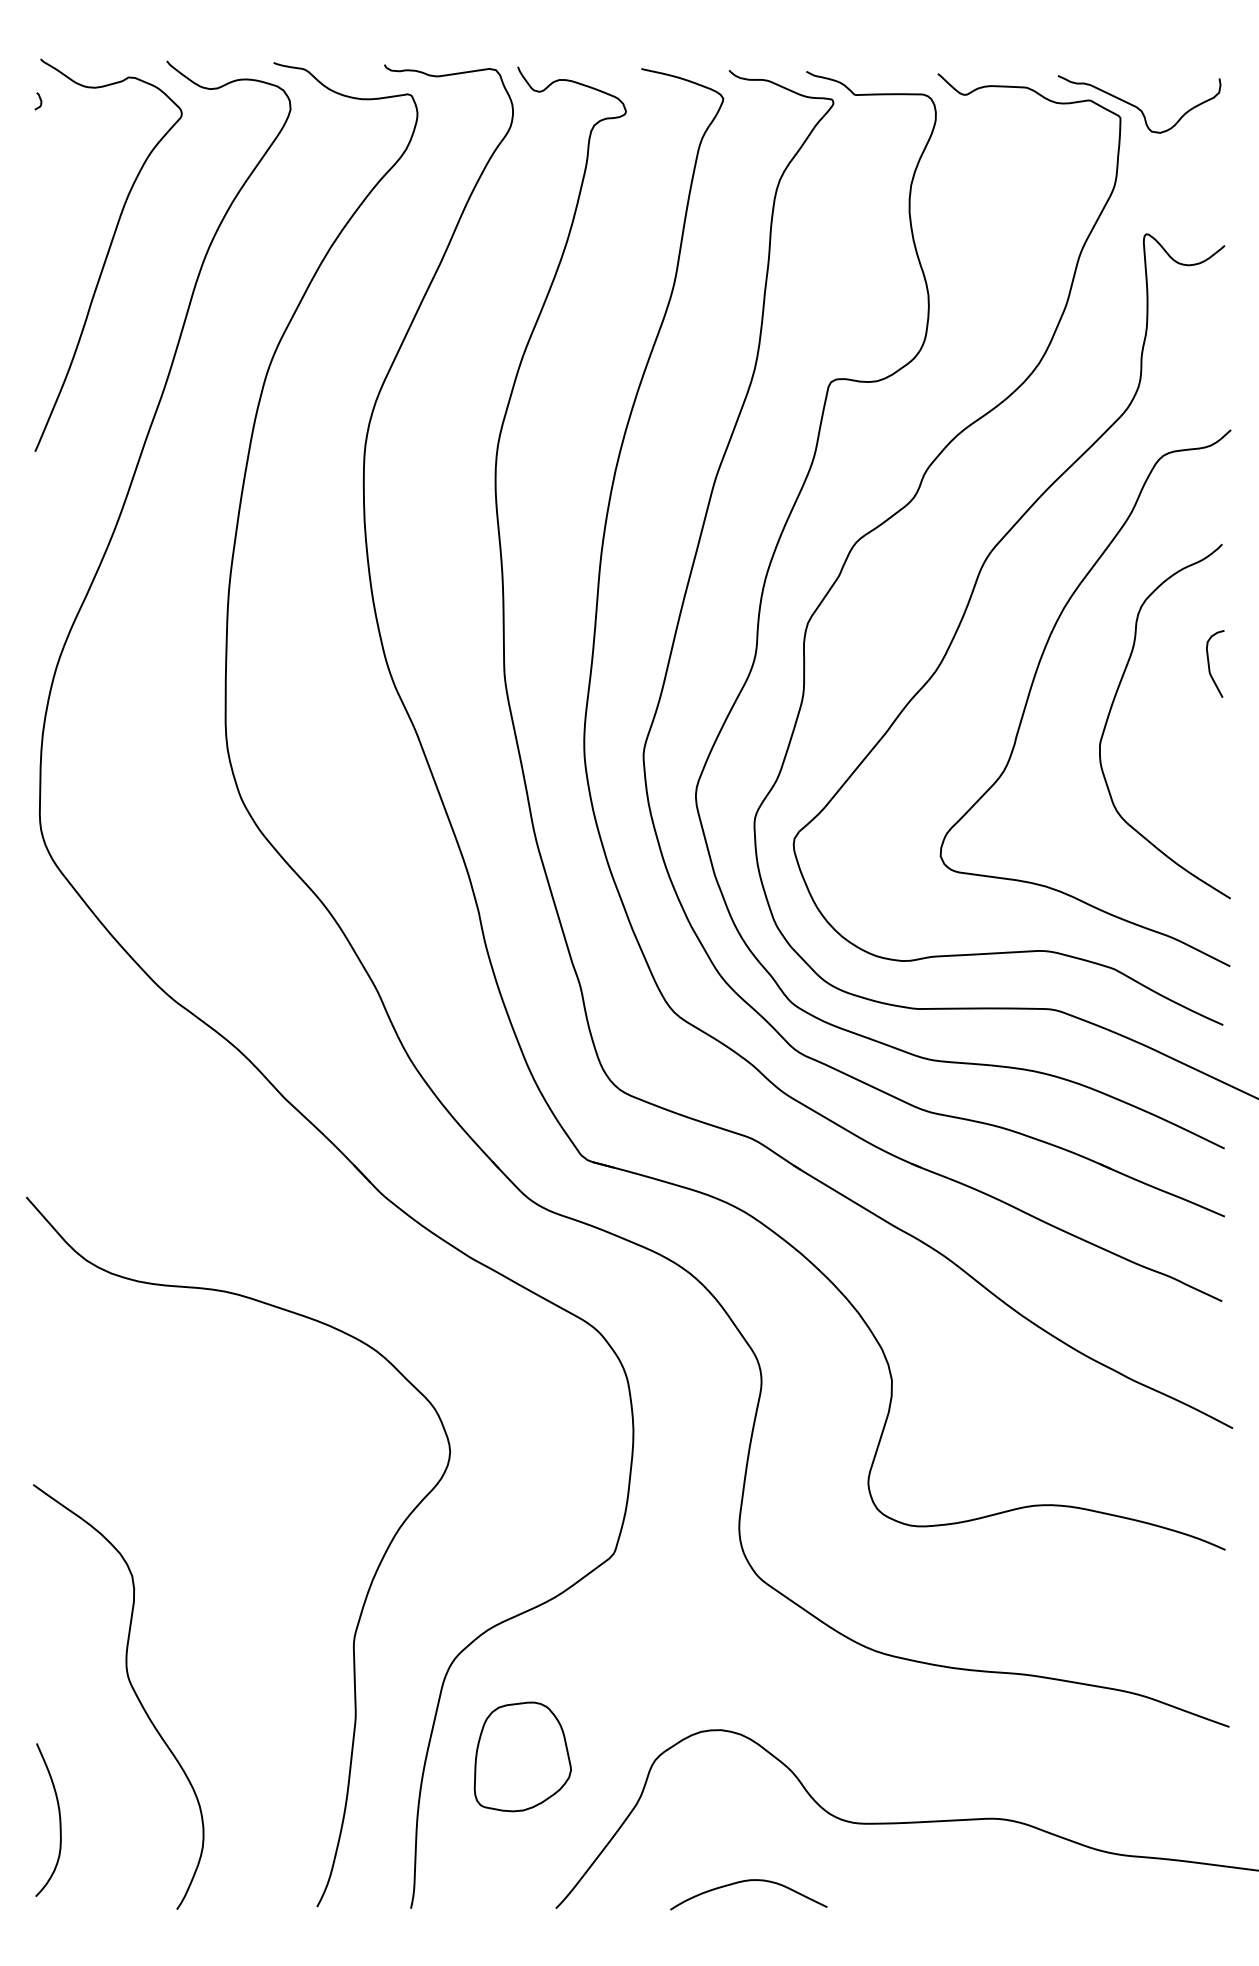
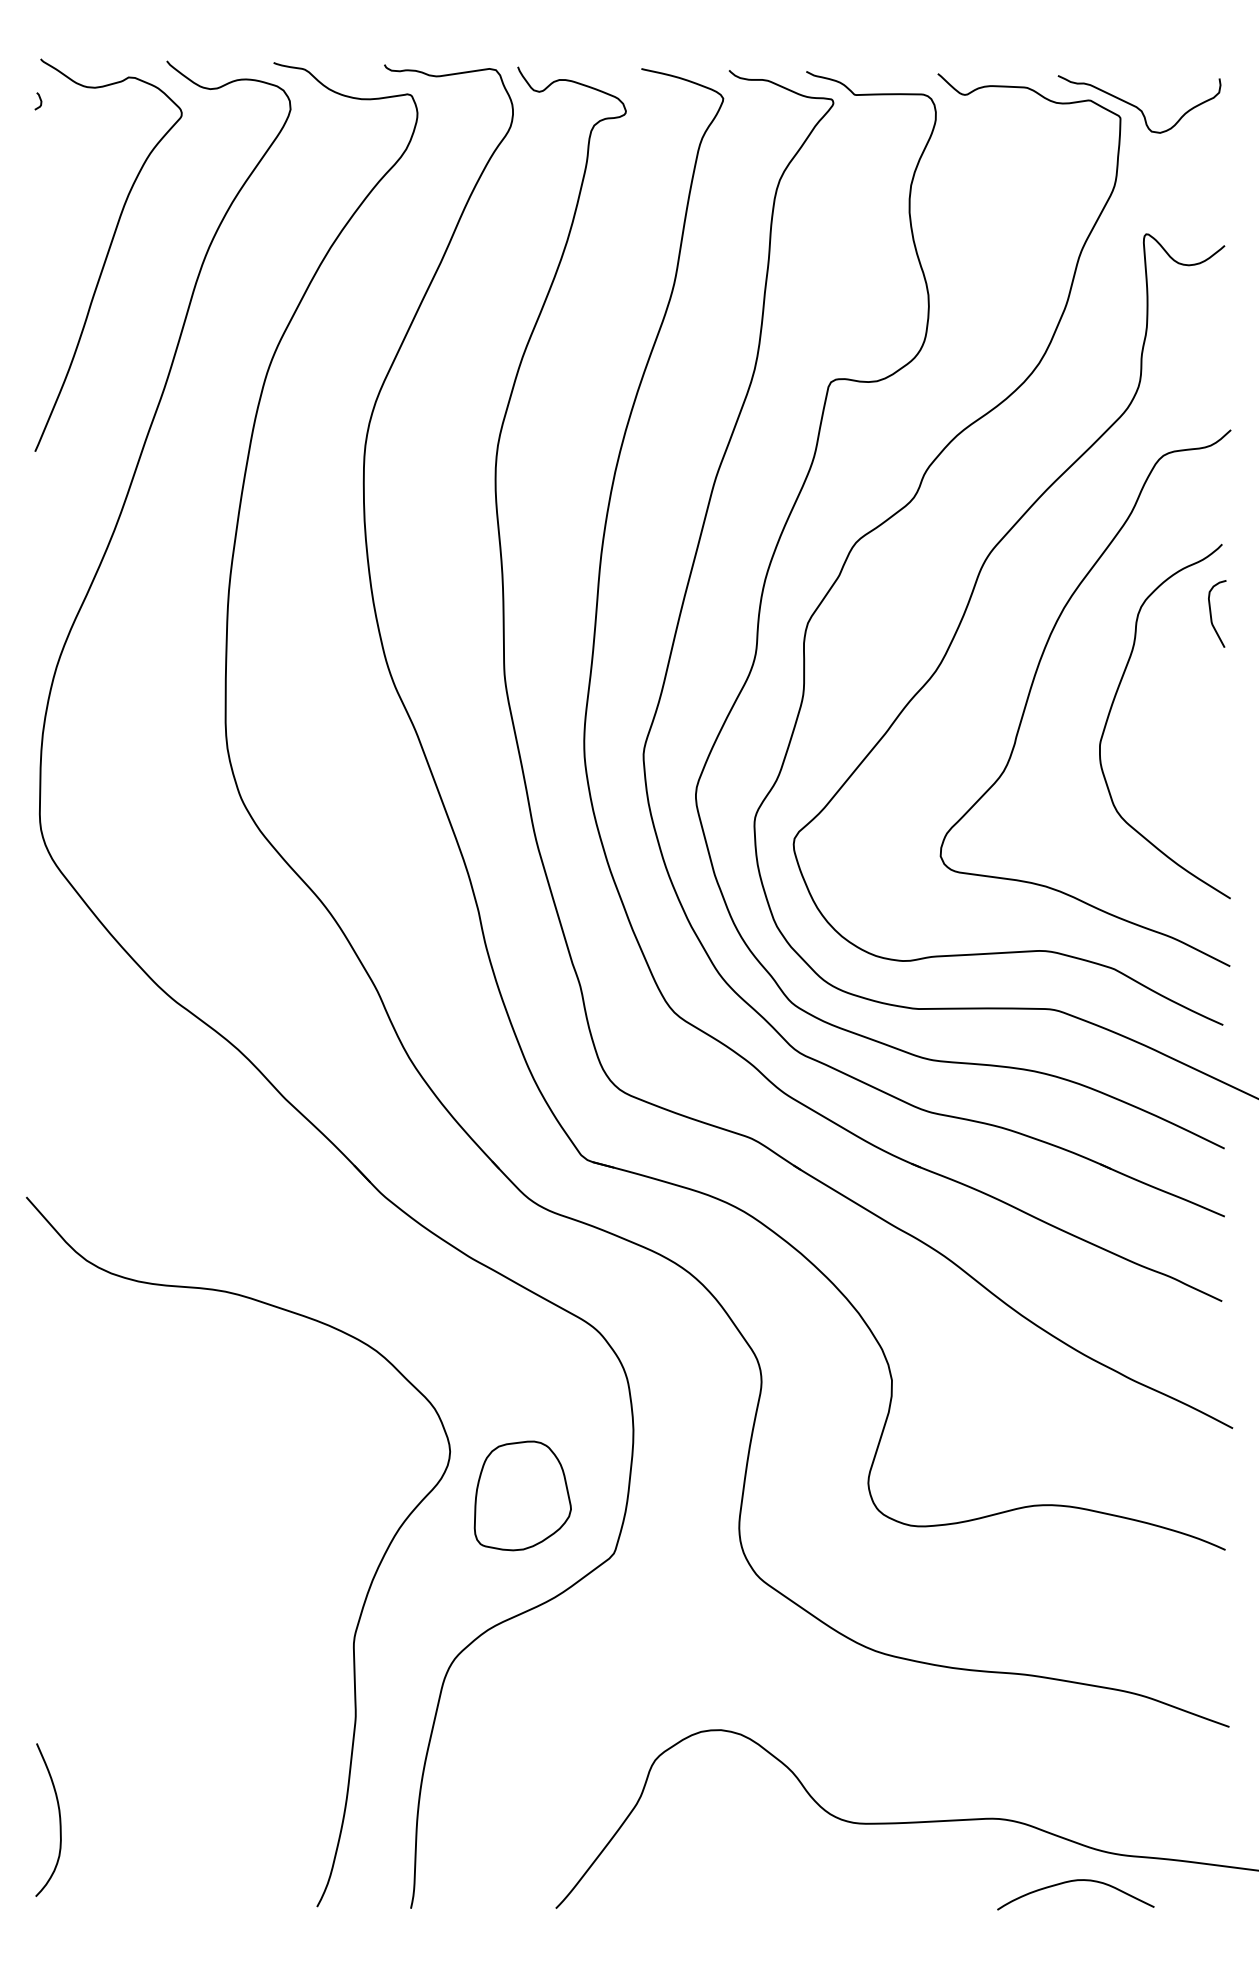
curve position: (1209, 663) -> (1211, 613) (1211, 613)
curve: present -> none (132, 1689)
part position: (522, 1756) -> (522, 1495) (522, 1495)
curve position: (748, 1881) -> (1075, 1881) (1075, 1881)
